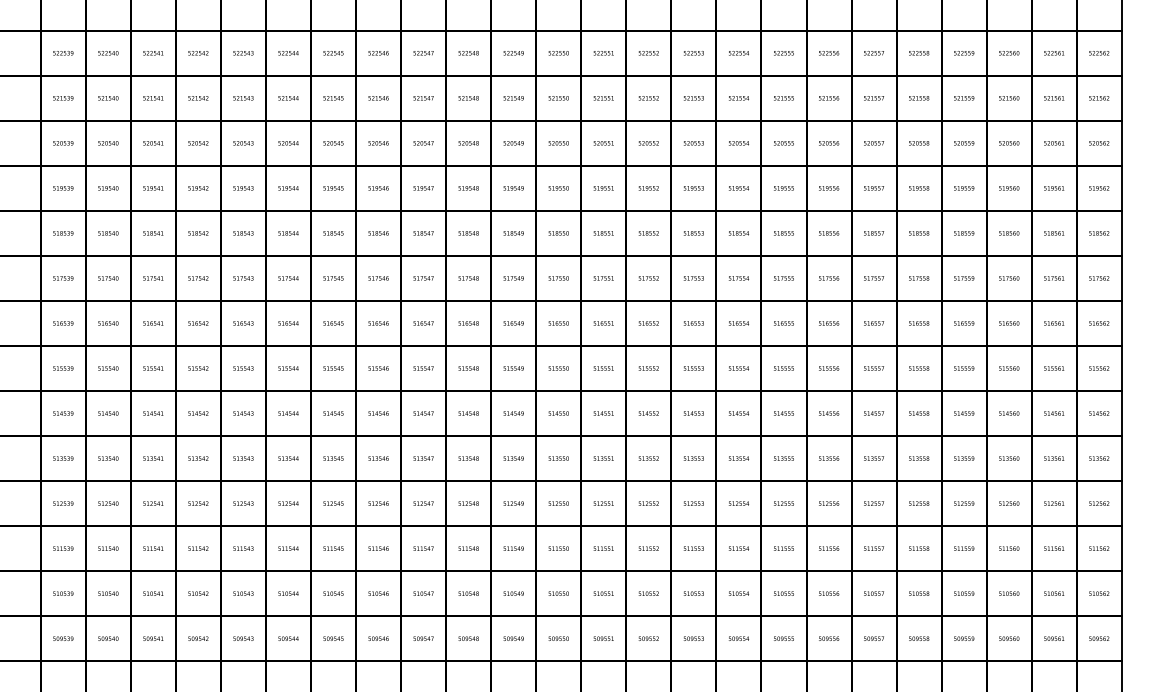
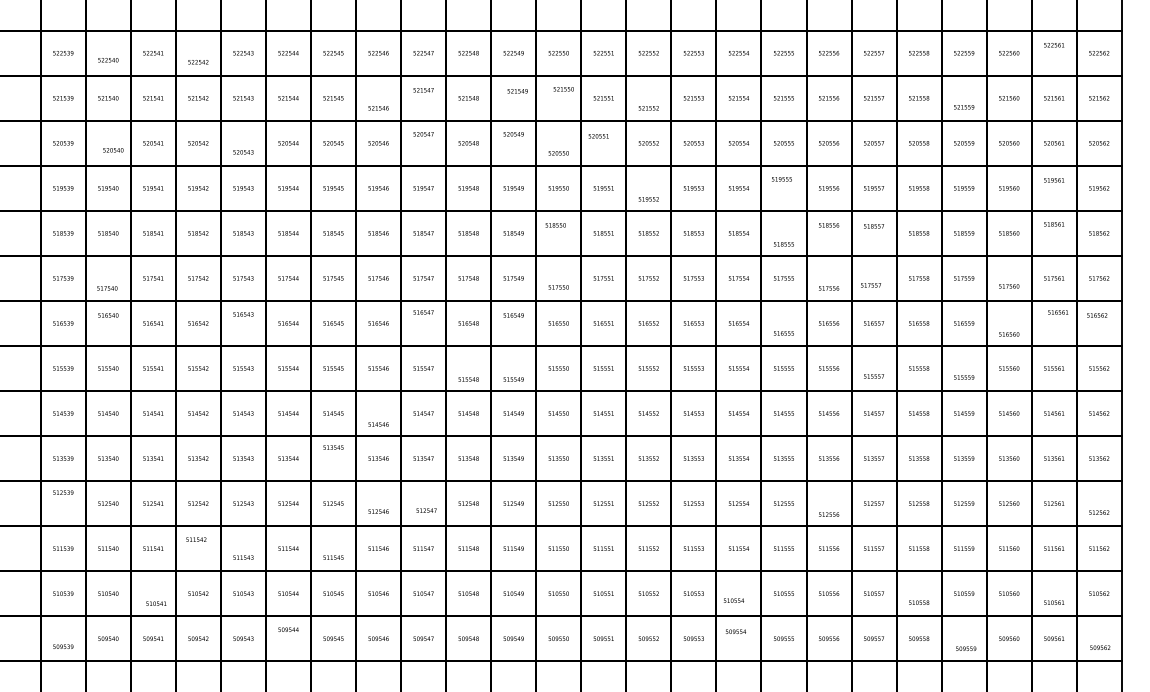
text position: (108, 53) -> (108, 60) (108, 60)
text position: (198, 53) -> (198, 62) (198, 62)
text position: (1054, 53) -> (1054, 45) (1054, 45)
text position: (378, 98) -> (378, 108) (378, 108)
text position: (423, 98) -> (423, 90) (423, 90)
text position: (513, 98) -> (517, 91) (517, 91)
text position: (558, 98) -> (563, 89) (563, 89)
text position: (648, 98) -> (648, 108) (648, 108)
text position: (964, 98) -> (964, 107) (964, 107)
text position: (108, 143) -> (113, 150) (113, 150)
text position: (243, 143) -> (243, 152) (243, 152)
text position: (423, 143) -> (423, 134) (423, 134)
text position: (513, 143) -> (513, 134) (513, 134)
text position: (558, 143) -> (558, 153) (558, 153)
text position: (603, 143) -> (598, 136) (598, 136)
text position: (648, 188) -> (648, 199) (648, 199)
text position: (783, 188) -> (781, 179) (781, 179)
text position: (1054, 188) -> (1054, 180) (1054, 180)
text position: (558, 233) -> (555, 225) (555, 225)
text position: (783, 233) -> (783, 244) (783, 244)
text position: (829, 233) -> (829, 225) (829, 225)
text position: (873, 233) -> (873, 226) (873, 226)
text position: (1054, 233) -> (1054, 224) (1054, 224)
text position: (108, 278) -> (107, 288) (107, 288)
text position: (558, 278) -> (558, 287) (558, 287)
text position: (829, 278) -> (829, 288) (829, 288)
text position: (873, 278) -> (870, 285) (870, 285)
text position: (1009, 278) -> (1009, 286) (1009, 286)
text position: (108, 323) -> (108, 315) (108, 315)
text position: (243, 323) -> (243, 314) (243, 314)
text position: (423, 323) -> (423, 312) (423, 312)
text position: (513, 323) -> (513, 315) (513, 315)
text position: (783, 323) -> (783, 333) (783, 333)
text position: (1009, 323) -> (1009, 334) (1009, 334)
text position: (1054, 323) -> (1058, 312) (1058, 312)
text position: (1099, 323) -> (1097, 315) (1097, 315)
text position: (468, 368) -> (468, 379) (468, 379)
text position: (513, 368) -> (513, 379) (513, 379)
text position: (873, 368) -> (873, 376) (873, 376)
text position: (964, 368) -> (964, 377) (964, 377)
text position: (378, 413) -> (378, 424) (378, 424)
text position: (333, 458) -> (333, 447) (333, 447)
text position: (63, 503) -> (63, 492) (63, 492)
text position: (378, 503) -> (378, 511) (378, 511)
text position: (423, 503) -> (426, 510) (426, 510)
text position: (829, 503) -> (829, 514) (829, 514)
text position: (1099, 503) -> (1099, 512) (1099, 512)
text position: (198, 548) -> (196, 539) (196, 539)
text position: (243, 548) -> (243, 557) (243, 557)
text position: (333, 548) -> (333, 557) (333, 557)
text position: (153, 593) -> (156, 603) (156, 603)
text position: (738, 593) -> (733, 600) (733, 600)
text position: (919, 593) -> (919, 602) (919, 602)
text position: (1054, 593) -> (1054, 602) (1054, 602)
text position: (63, 638) -> (63, 646) (63, 646)
text position: (288, 638) -> (288, 629) (288, 629)
text position: (738, 638) -> (735, 631) (735, 631)
text position: (964, 638) -> (966, 648) (966, 648)
text position: (1099, 638) -> (1100, 647) (1100, 647)
